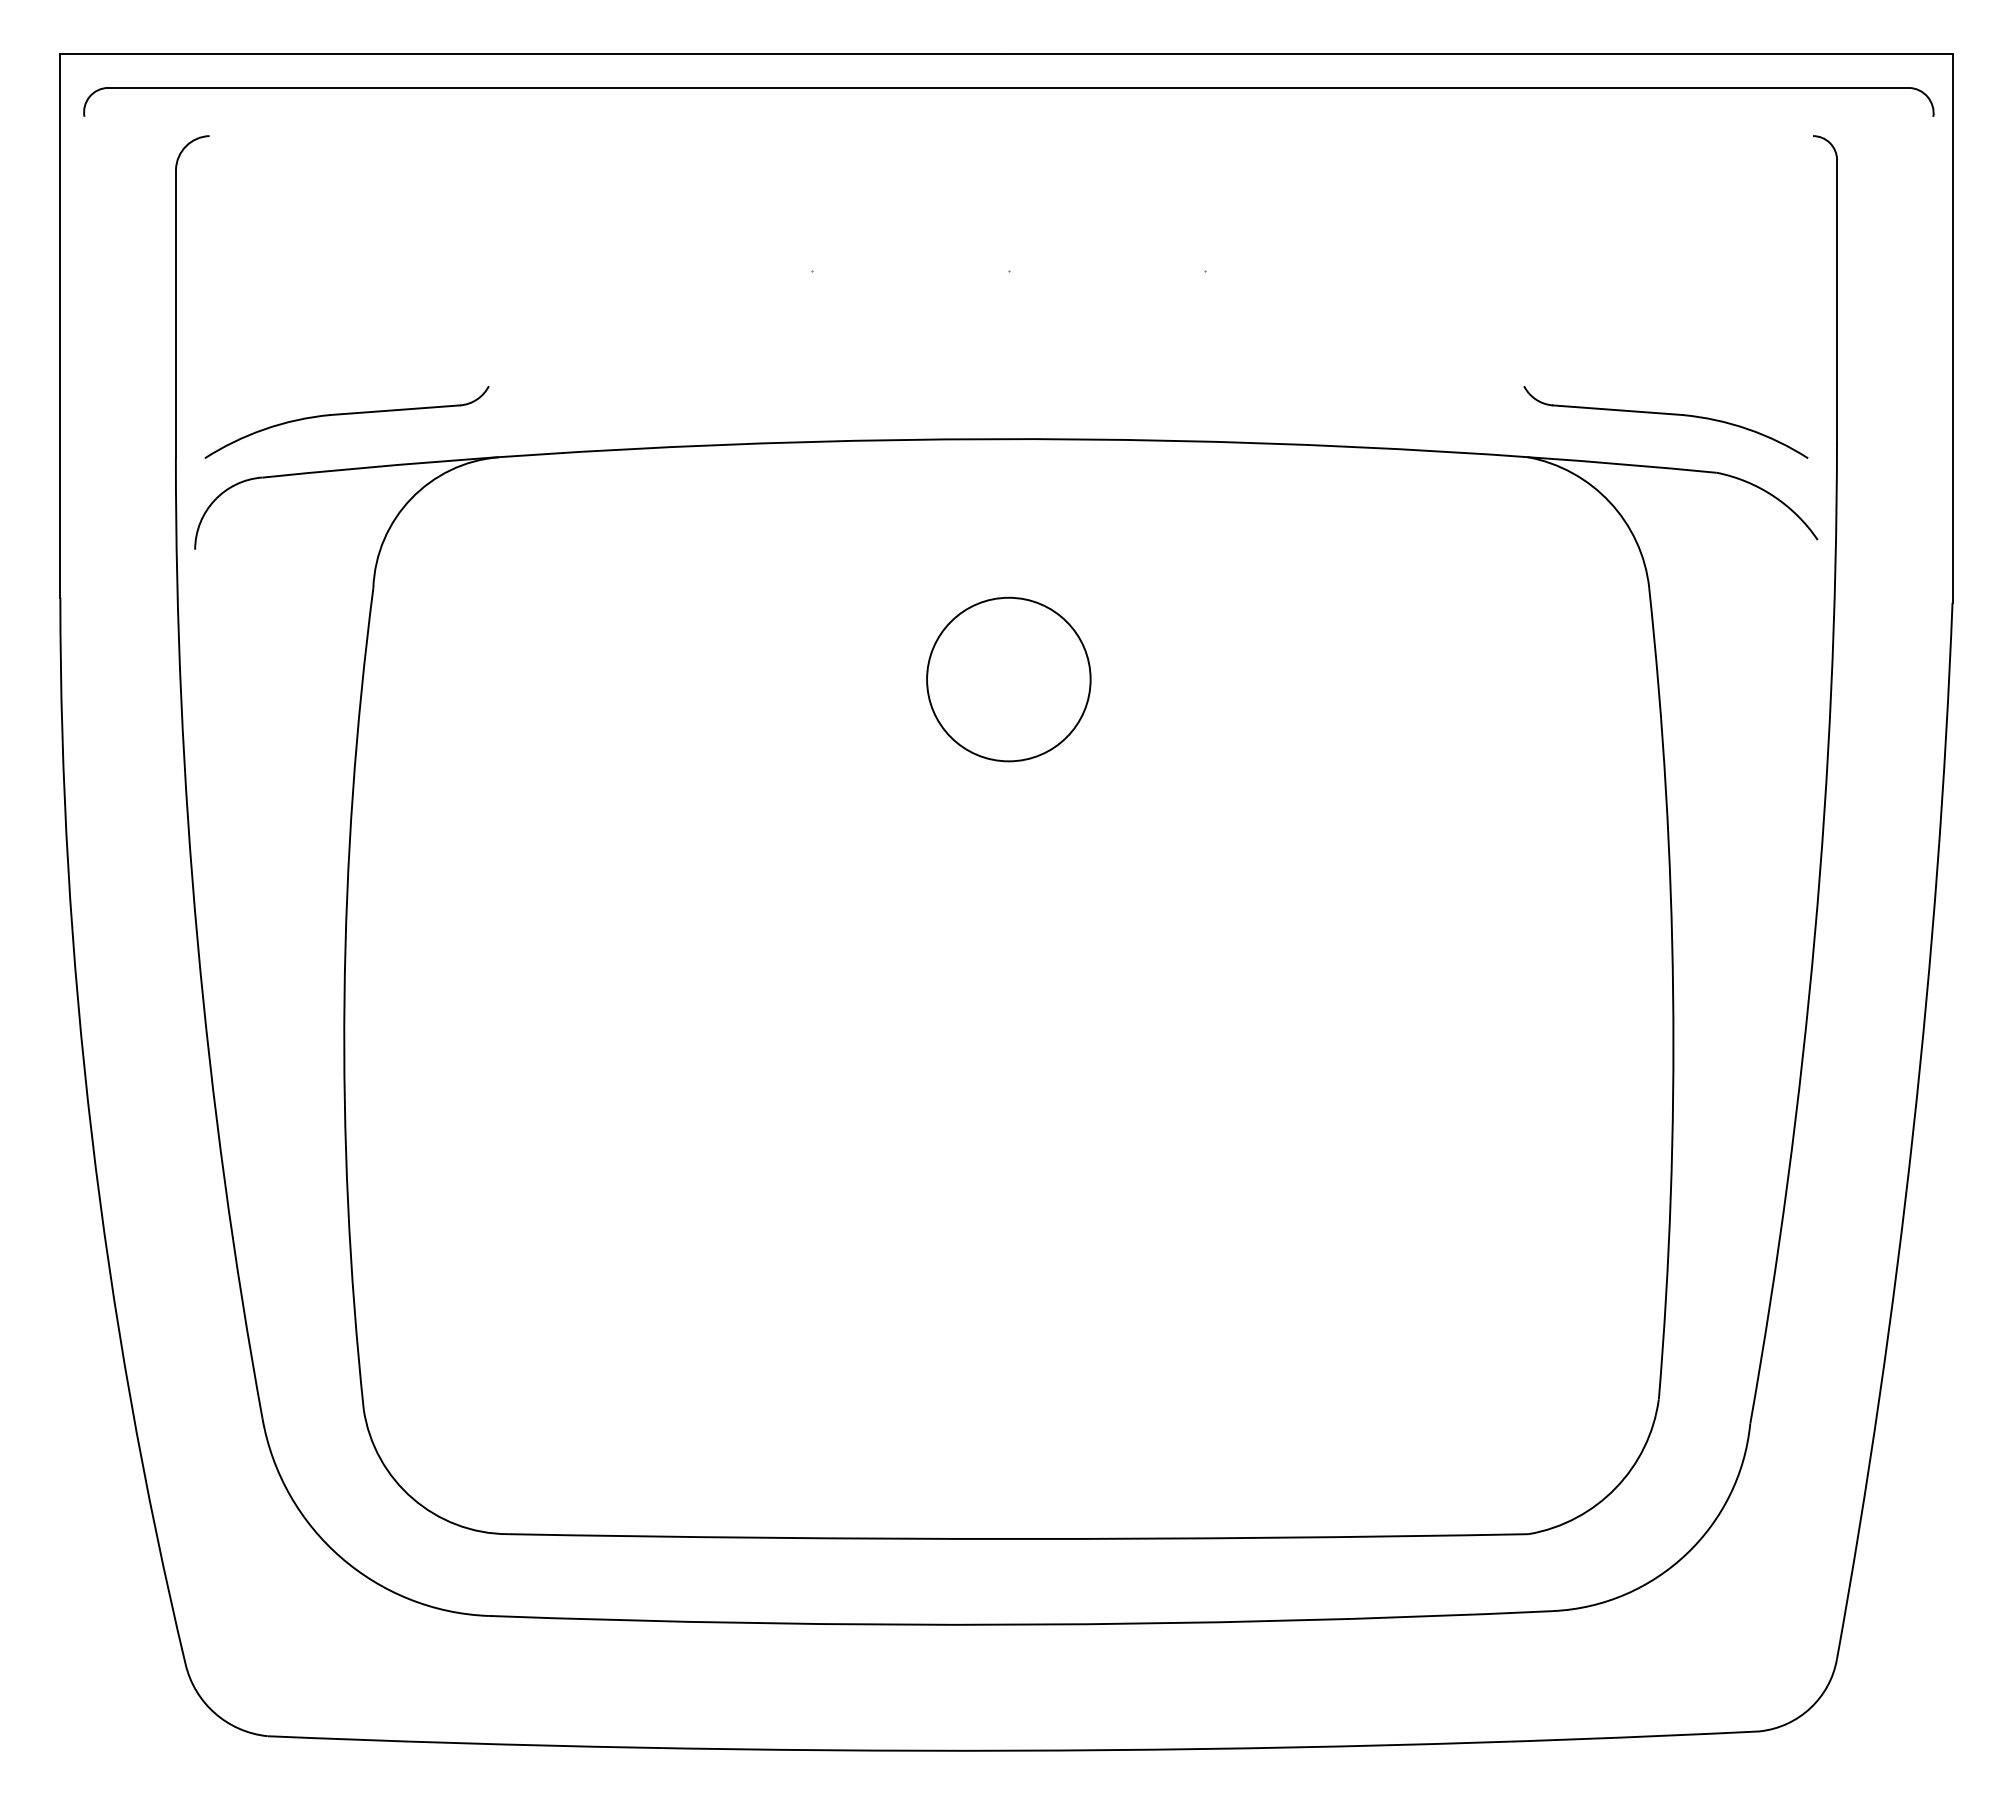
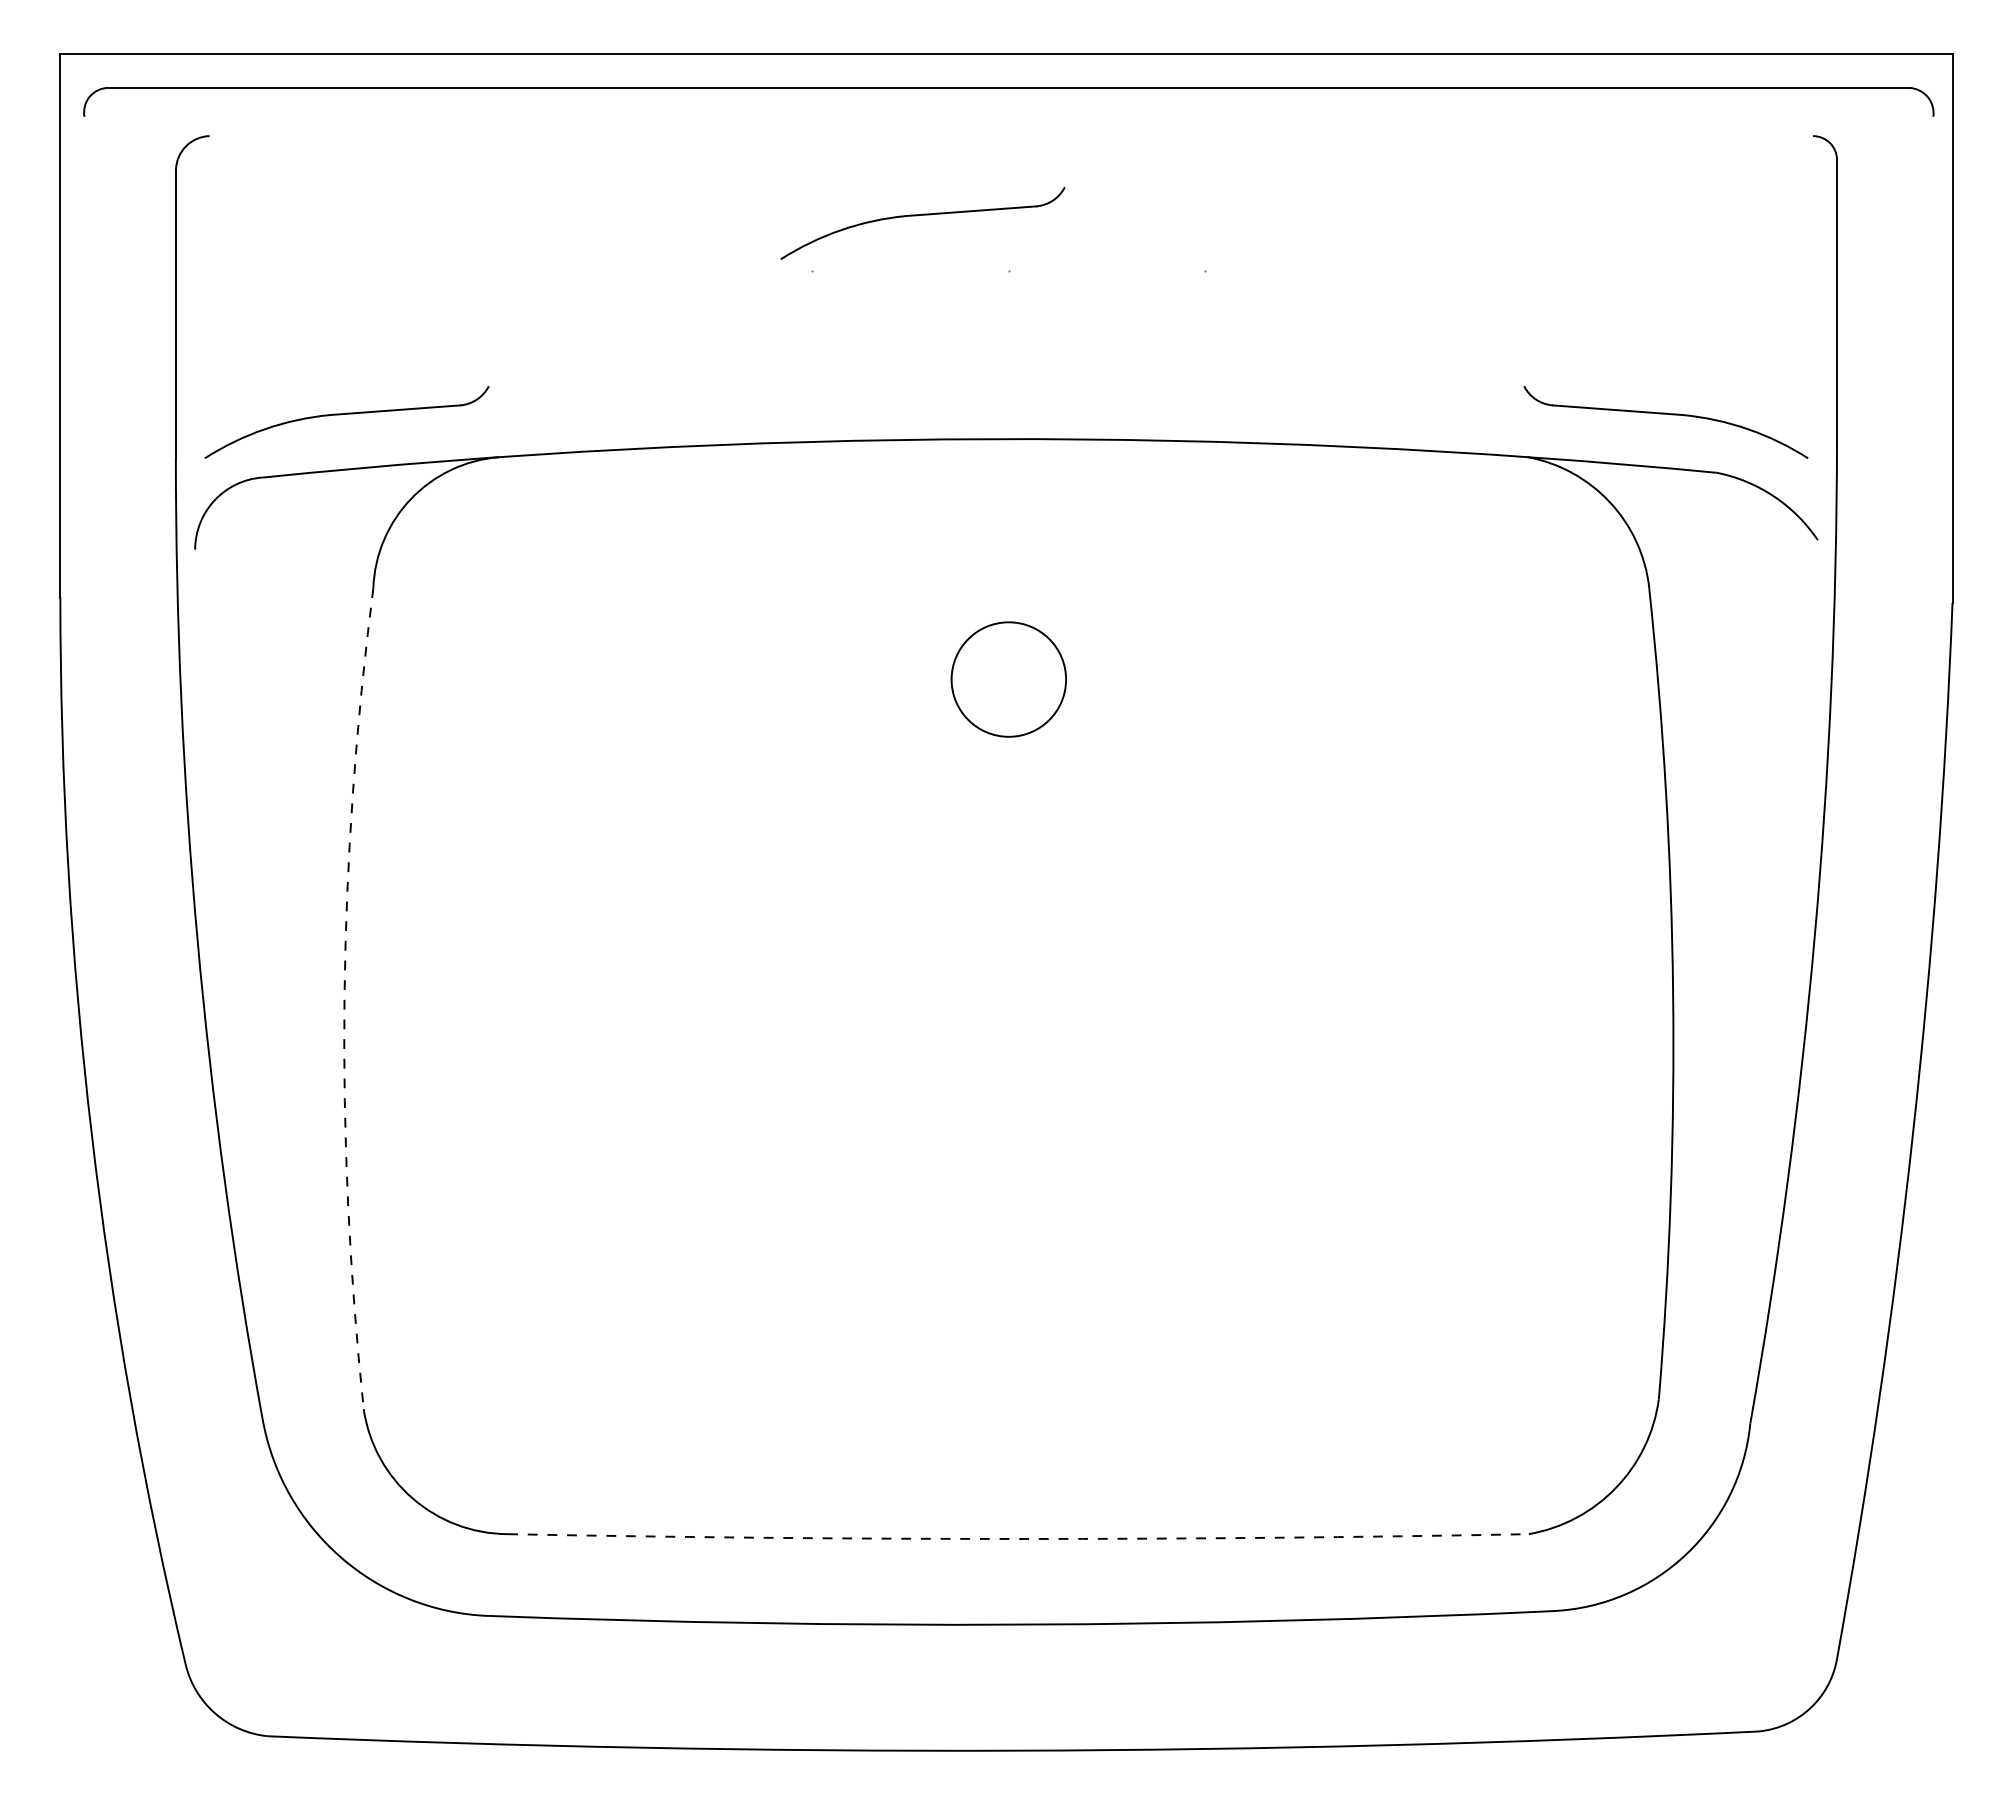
part: none -> present (922, 215)
circle diameter: 164 px -> 114 px (1008, 679)
arc: solid -> dashed (344, 998)
arc: solid -> dashed (1018, 1538)
